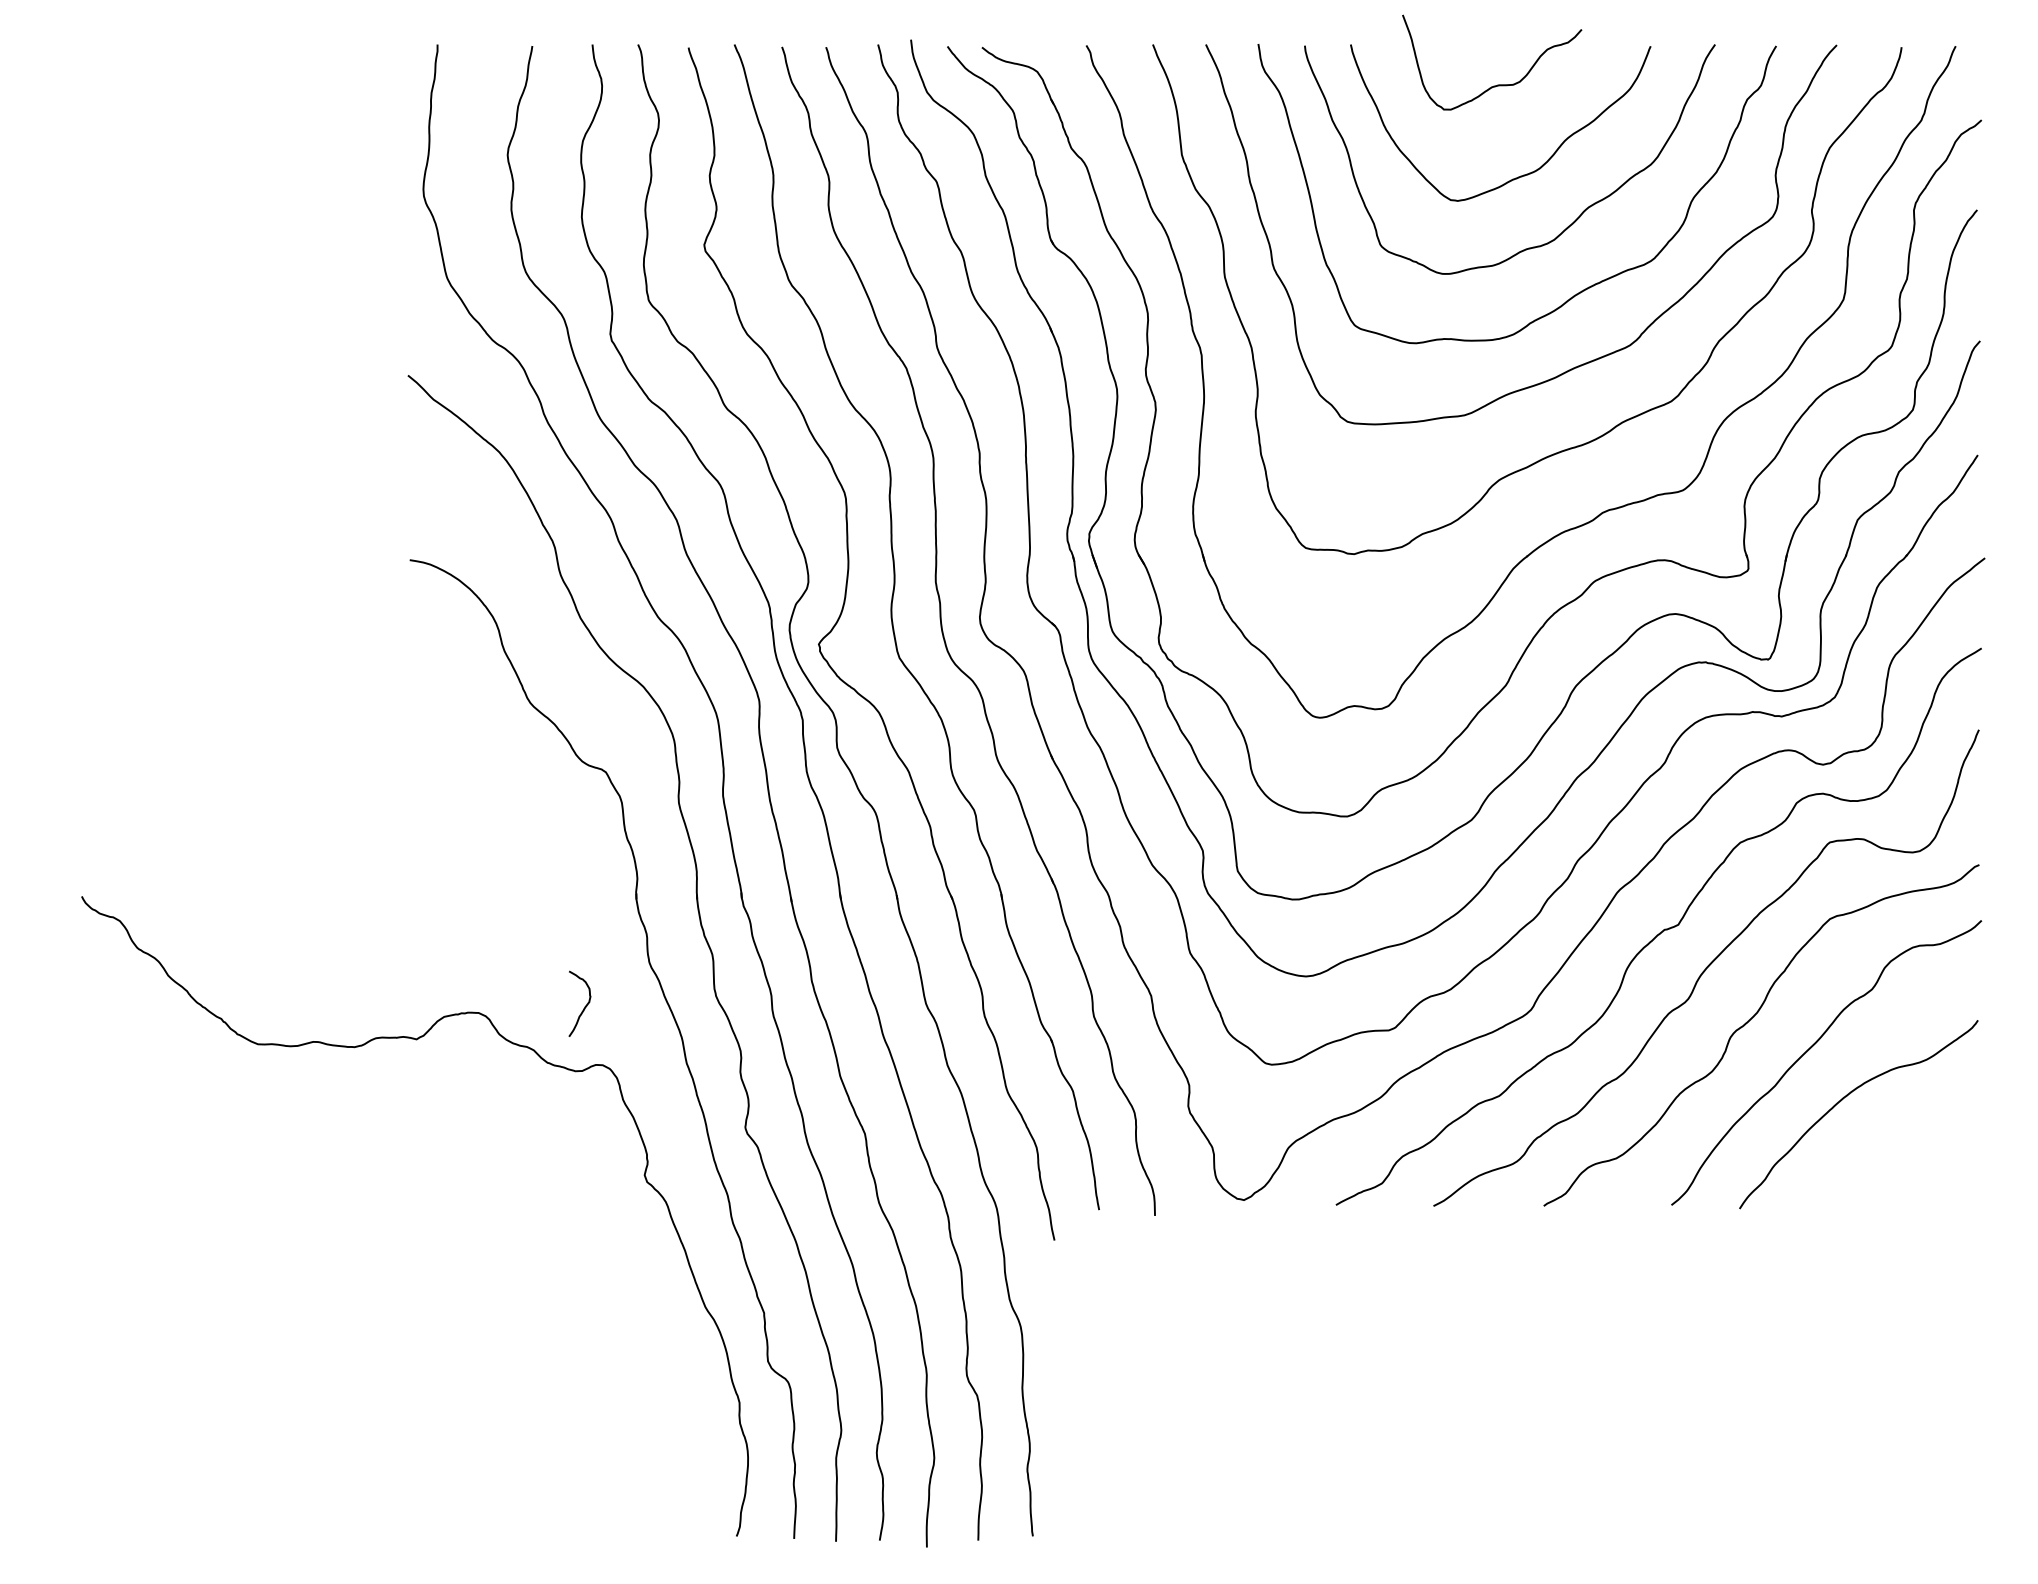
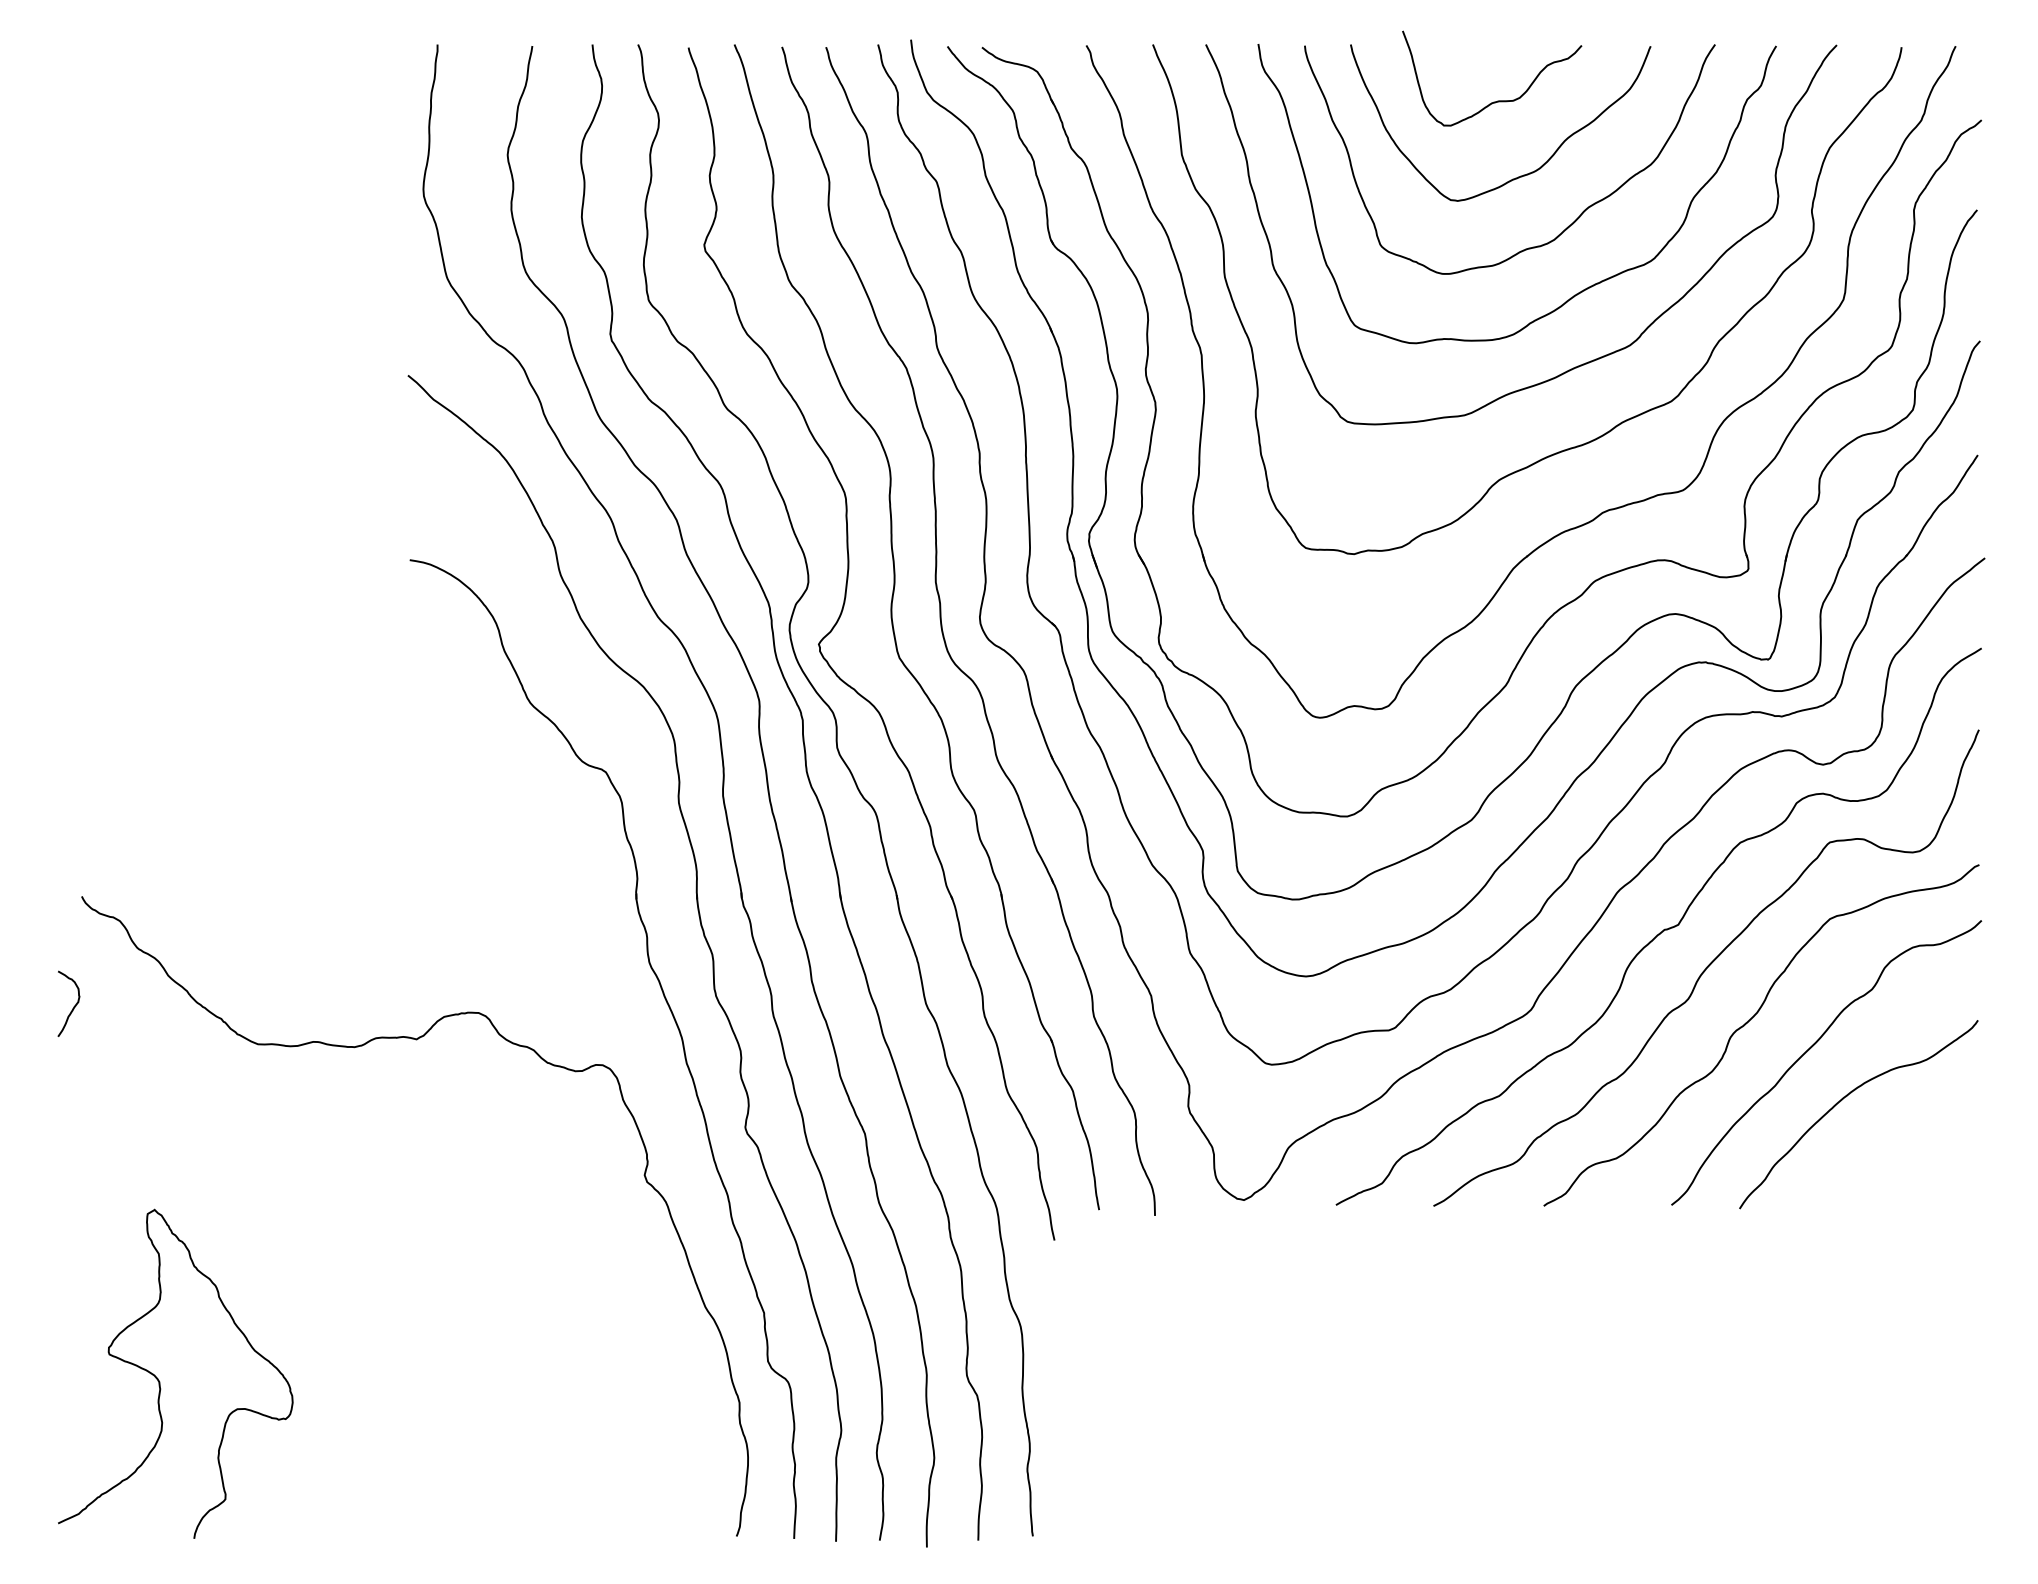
curve position: (1497, 84) -> (1497, 100) (1497, 100)
curve position: (584, 1006) -> (73, 1006) (73, 1006)
curve: none -> present (159, 1380)
